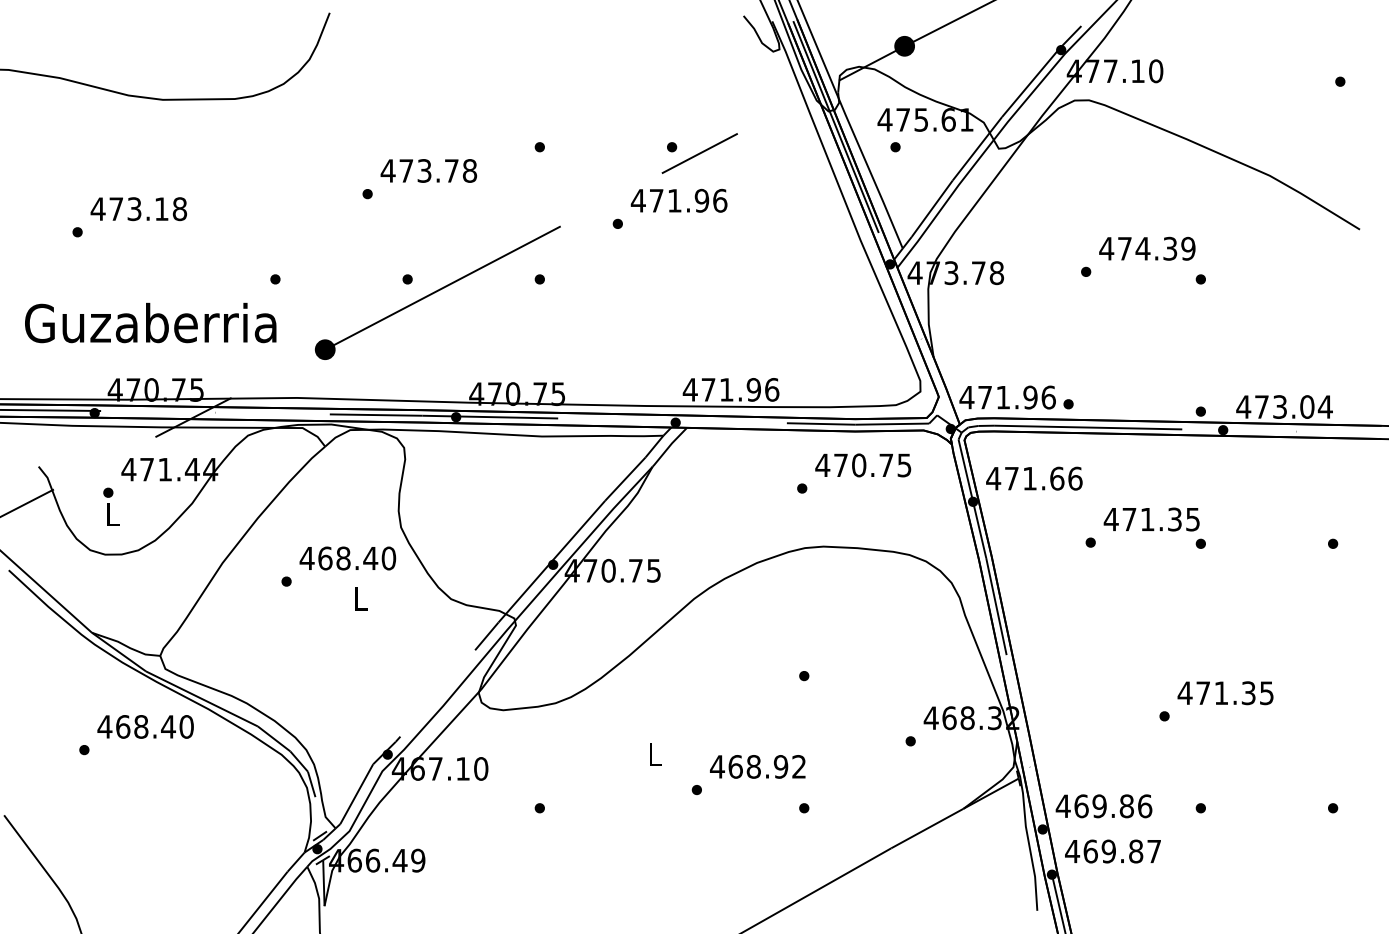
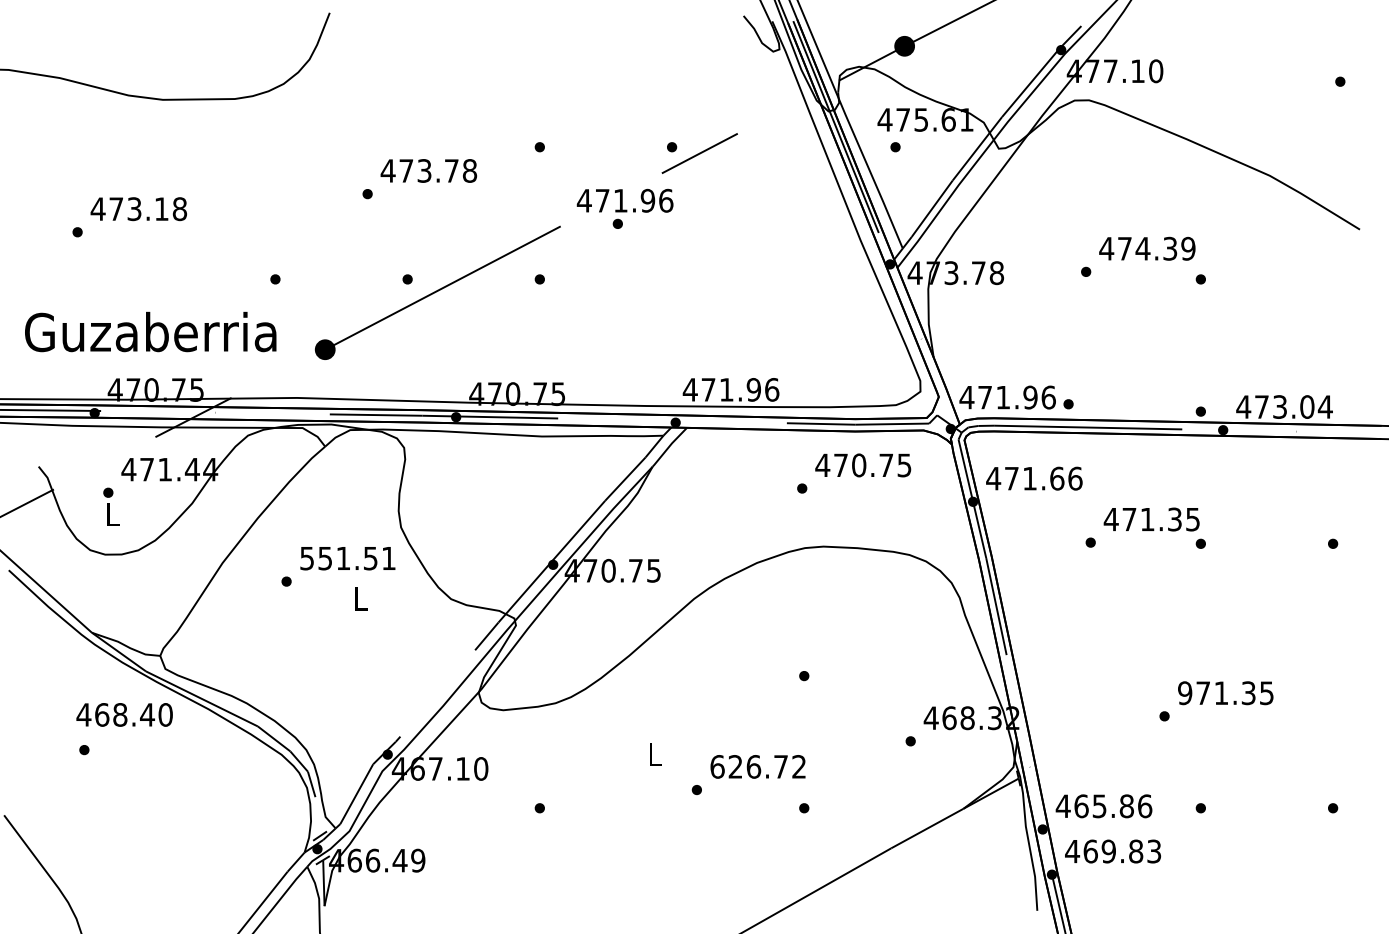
text position: (678, 200) -> (624, 200) (624, 200)
text position: (150, 322) -> (150, 331) (150, 331)
text: 468.40 -> 551.51 (347, 558)
text: 471.35 -> 971.35 (1184, 693)
text position: (145, 726) -> (124, 714) (124, 714)
text: 468.92 -> 626.72 (749, 766)
text: 469.86 -> 465.86 (1099, 805)
text: 469.87 -> 469.83 (1154, 851)
